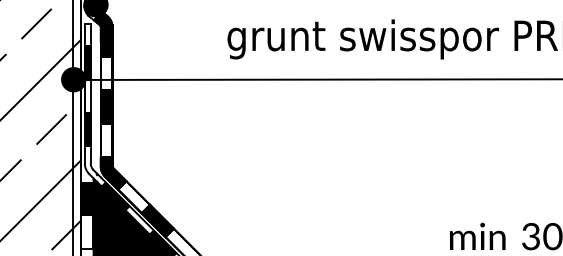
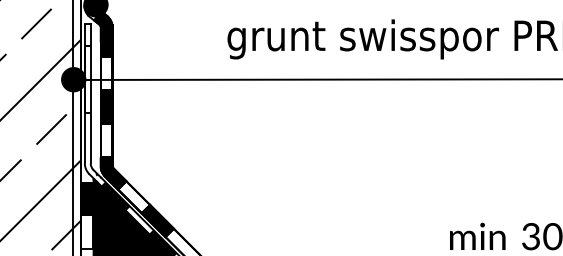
fill: present -> none (87, 62)
fill: present -> none (87, 129)
